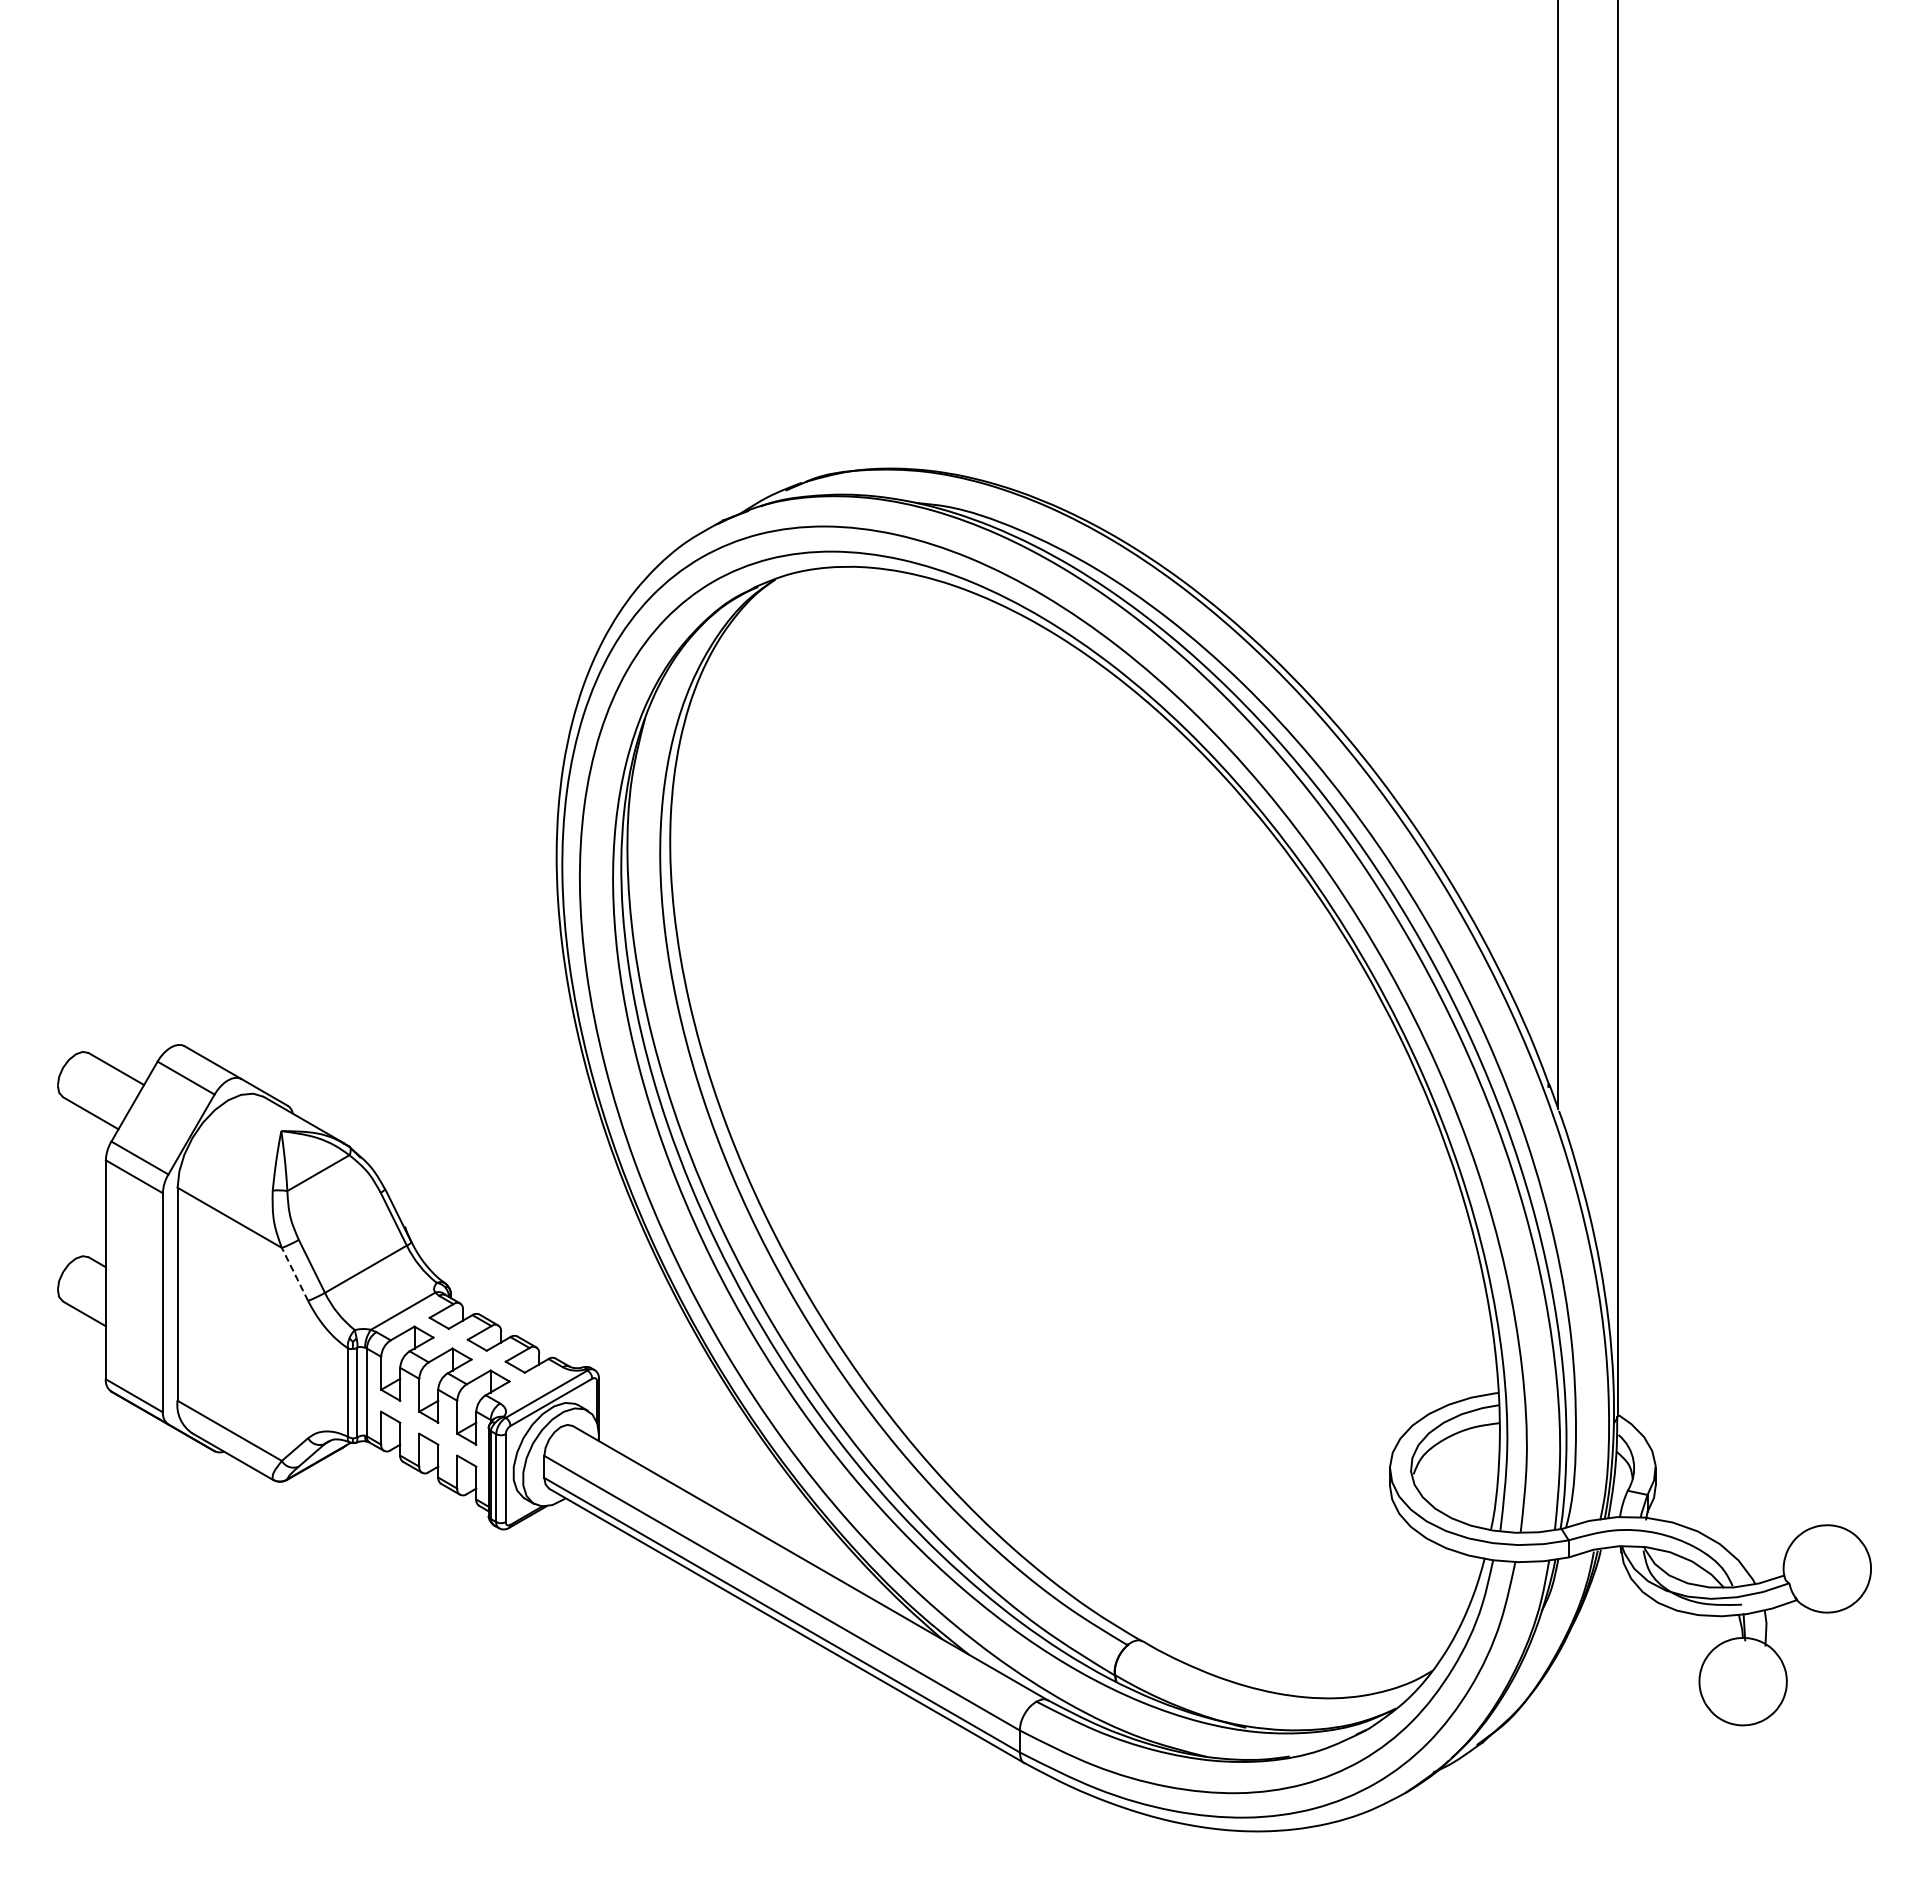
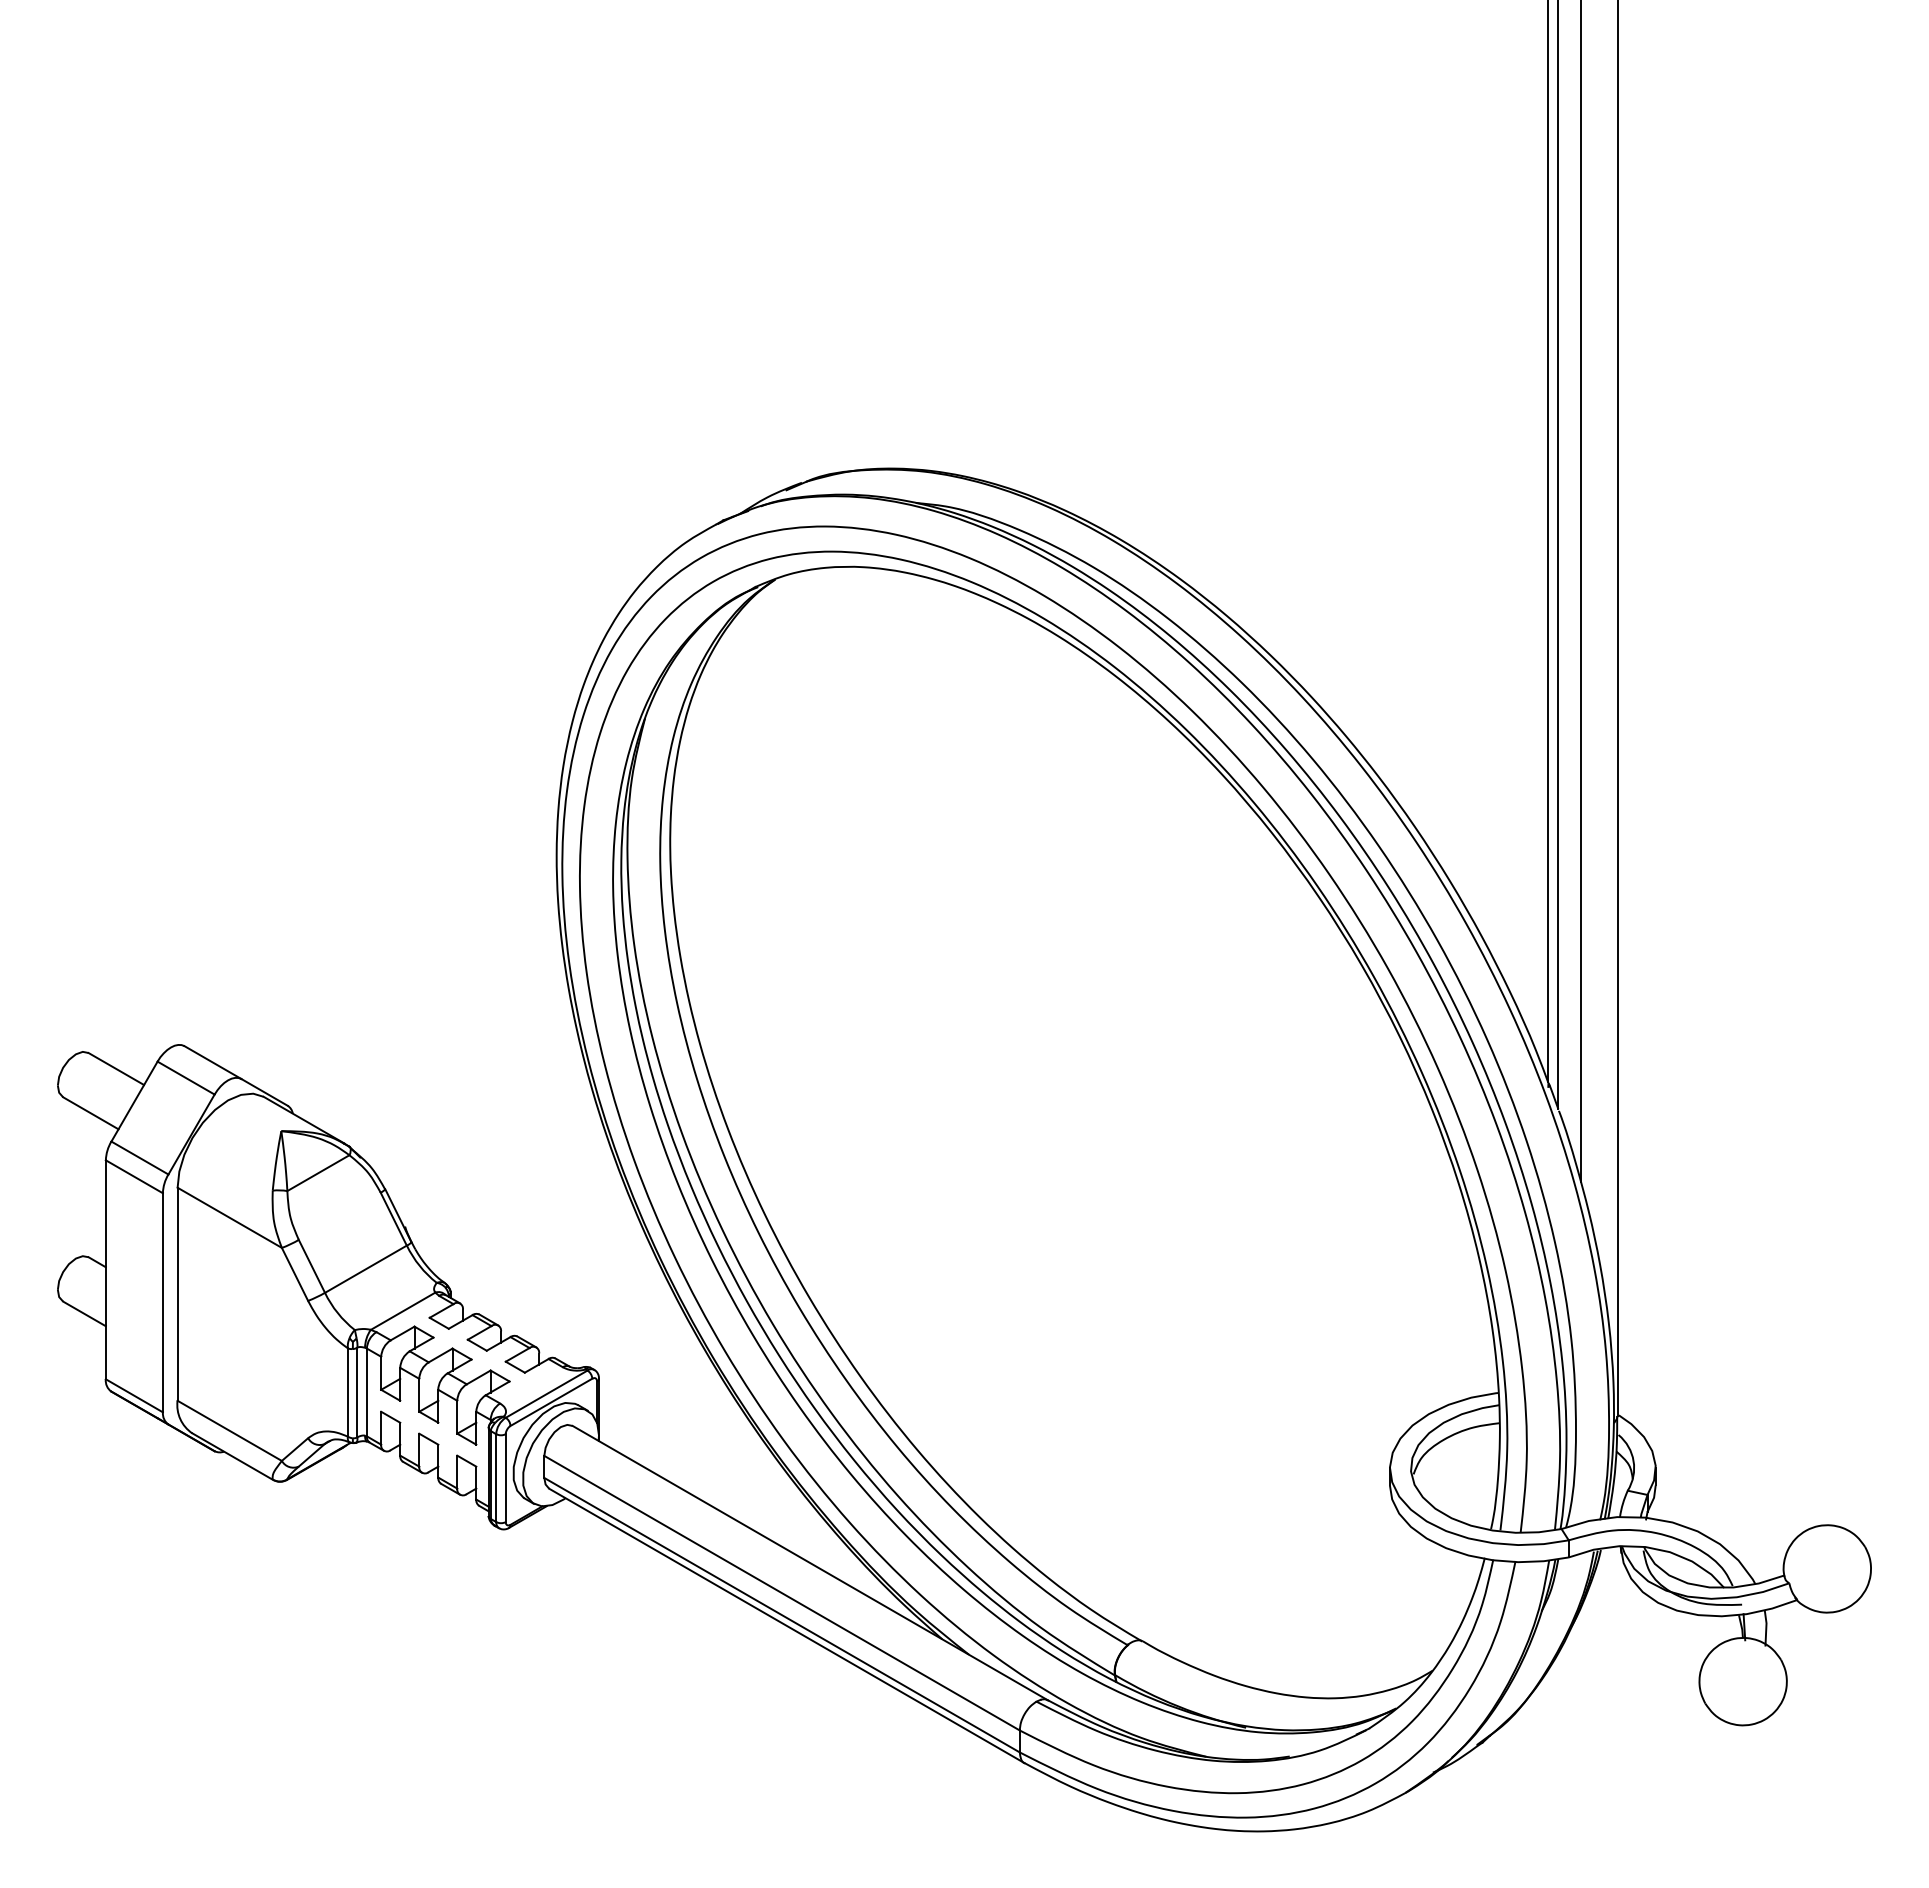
line: none -> present (1548, 542)
line: none -> present (1580, 591)
line: dashed -> solid (295, 1274)
